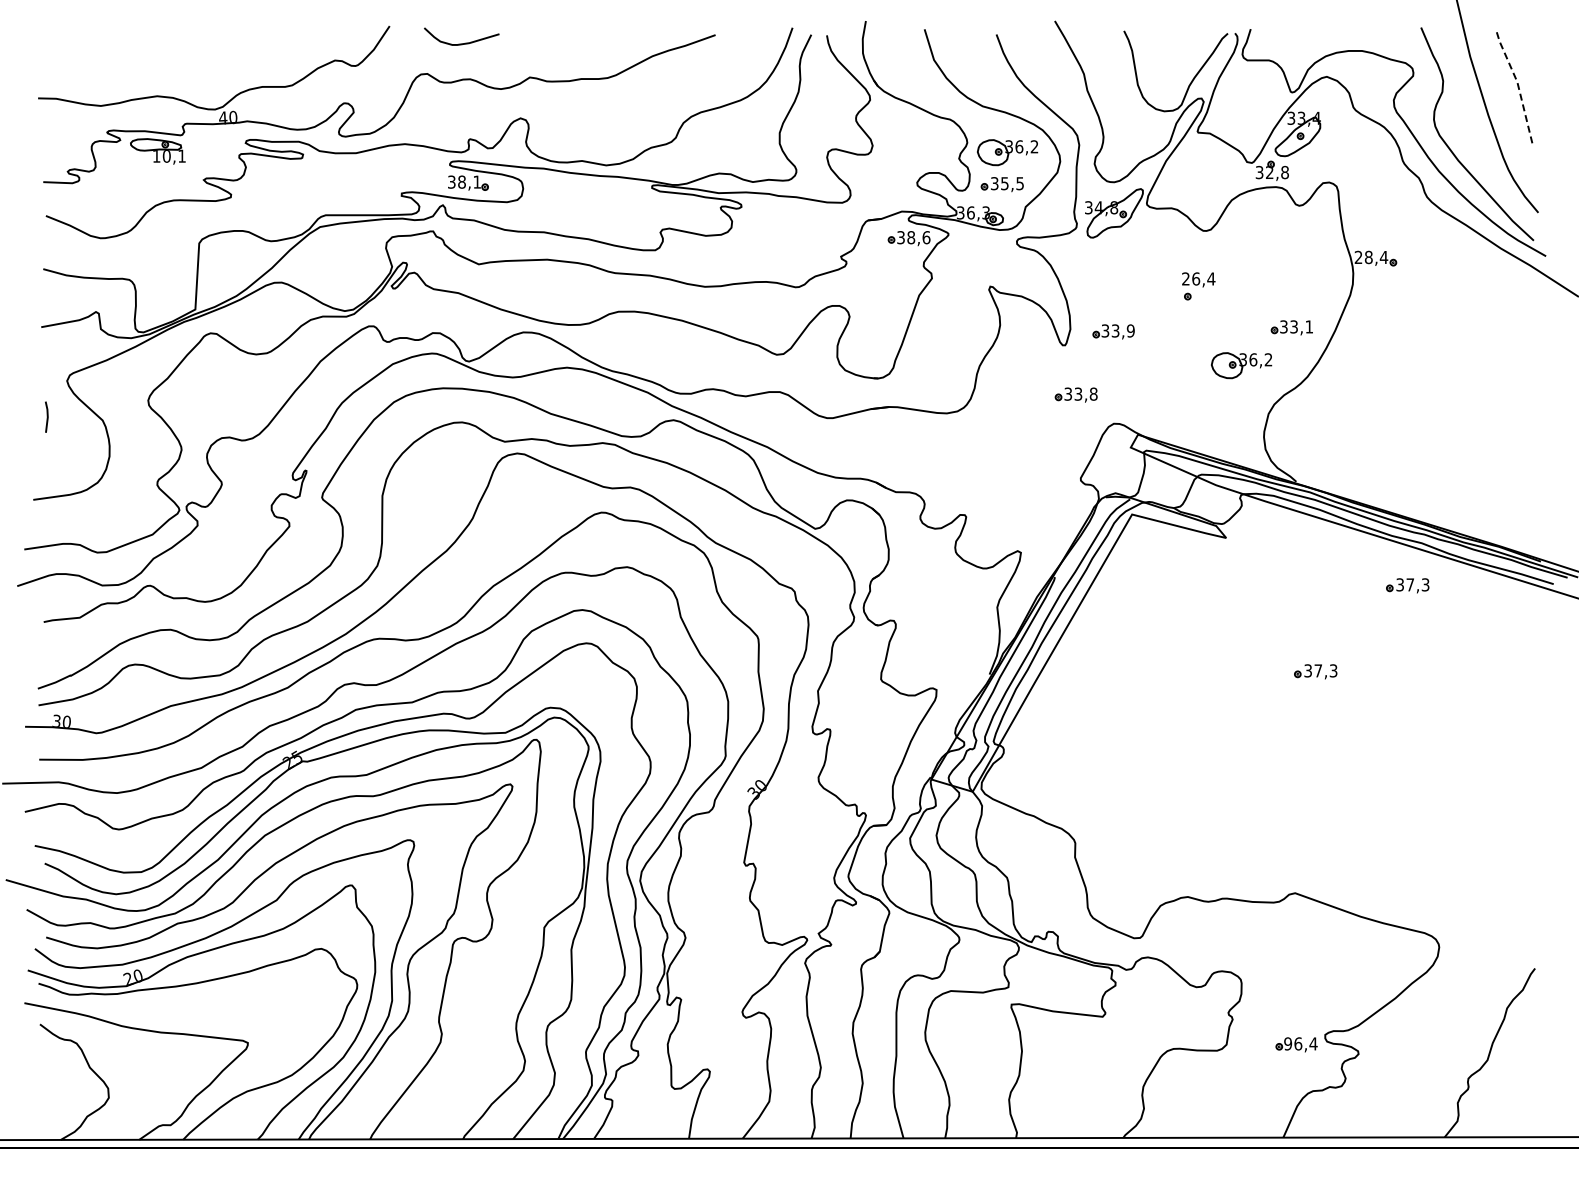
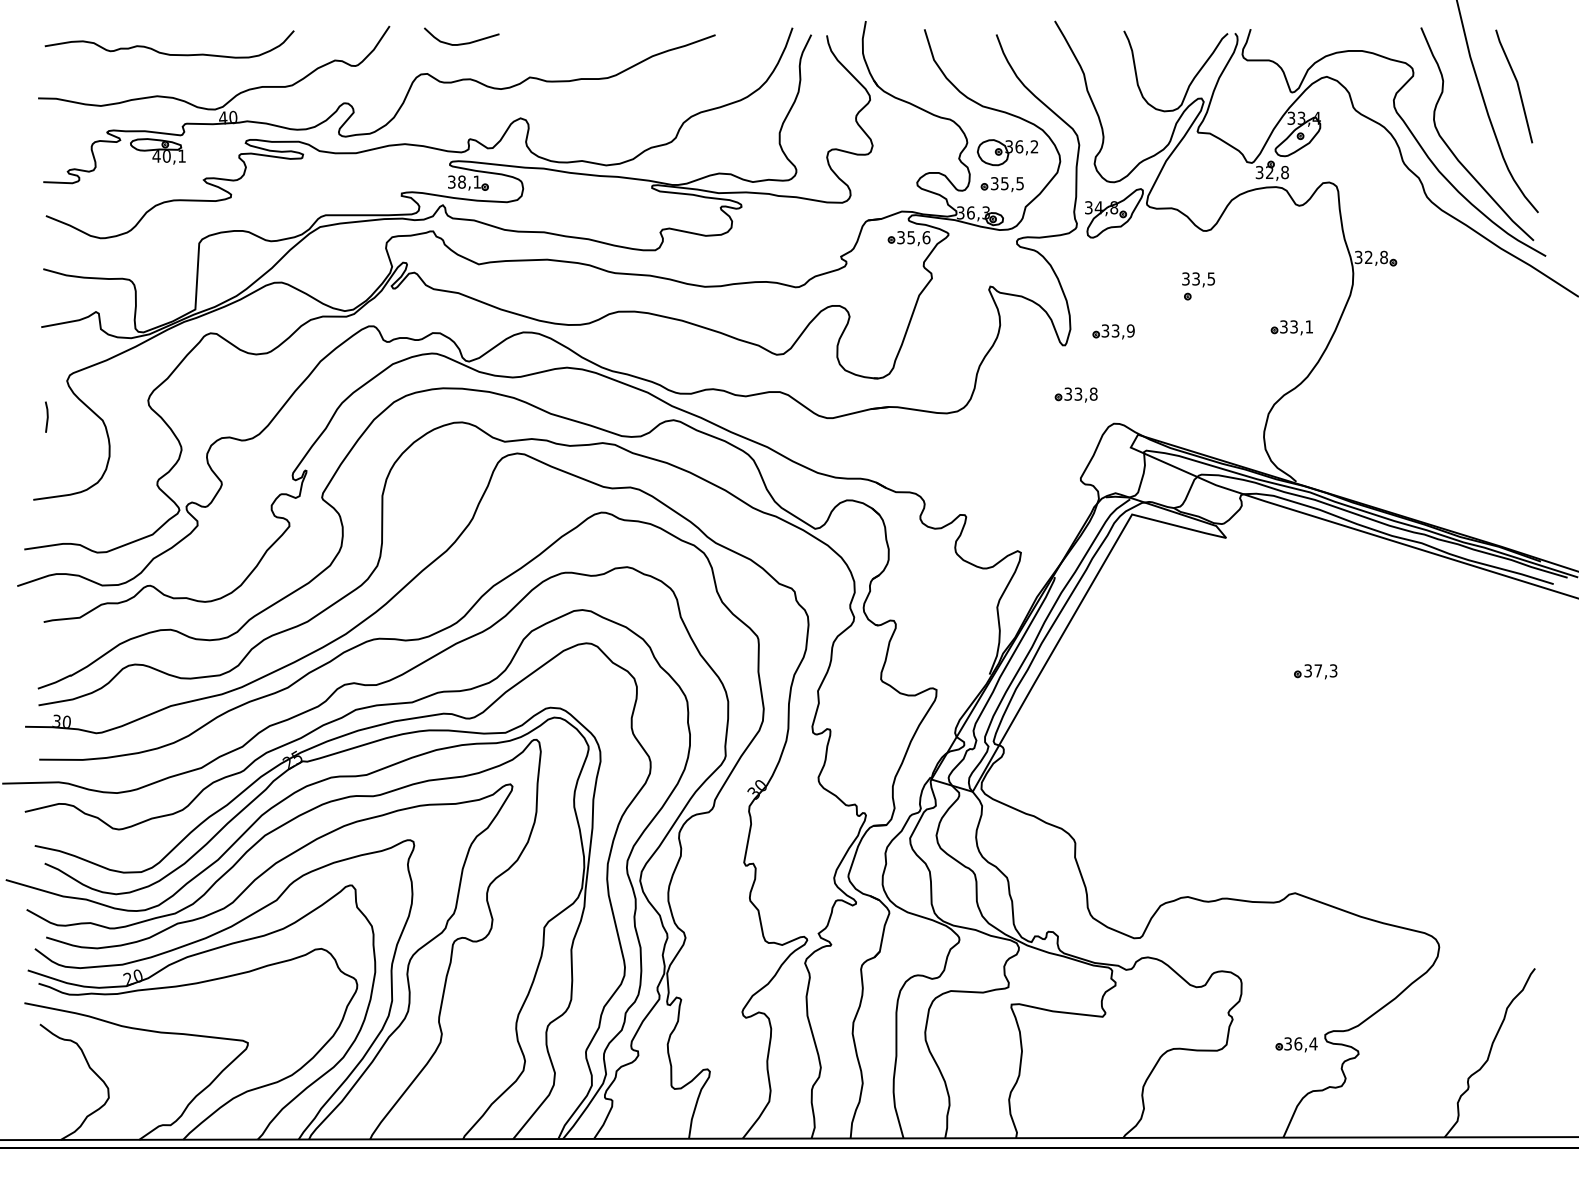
curve: none -> present (169, 53)
line: dashed -> solid (1517, 83)
text: 10,1 -> 40,1 (156, 156)
text: 38,6 -> 35,6 (911, 237)
text: 28,4 -> 32,8 (1371, 257)
text: 26,4 -> 33,5 (1198, 278)
part: present -> none (1241, 365)
part: present -> none (1407, 585)
text: 96,4 -> 36,4 (1288, 1043)
